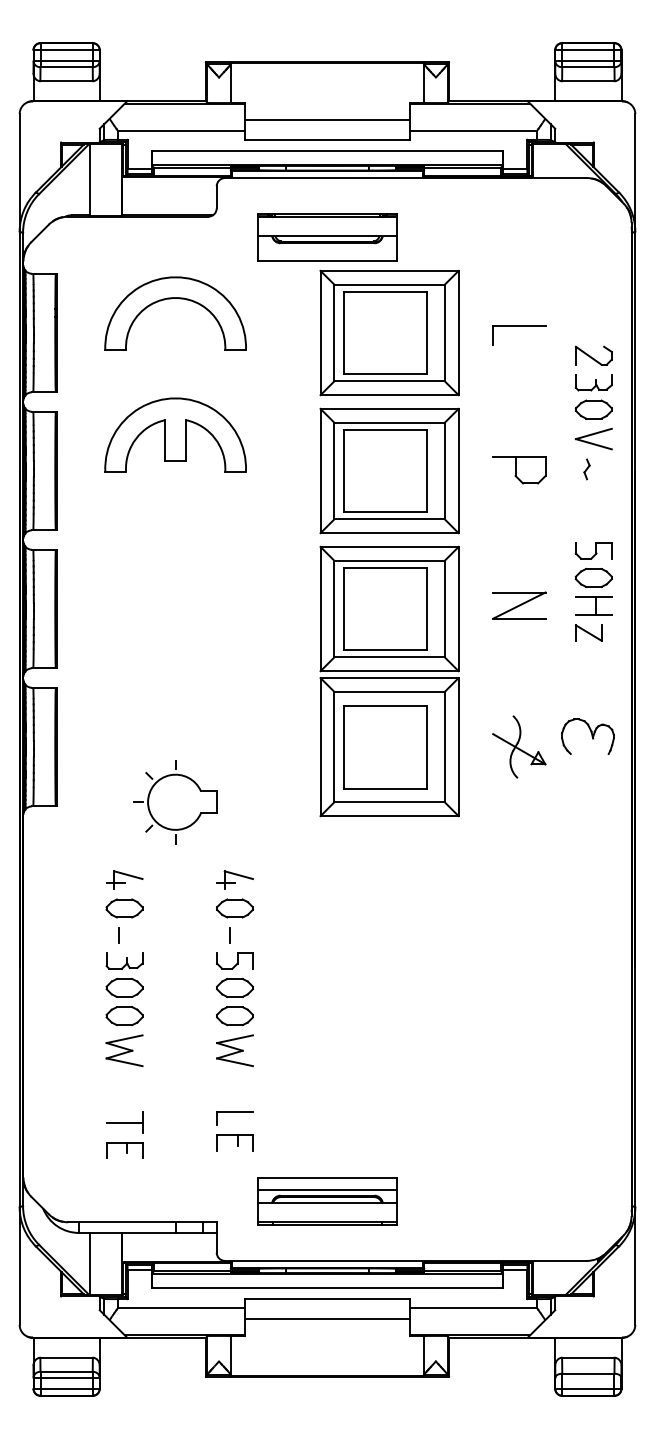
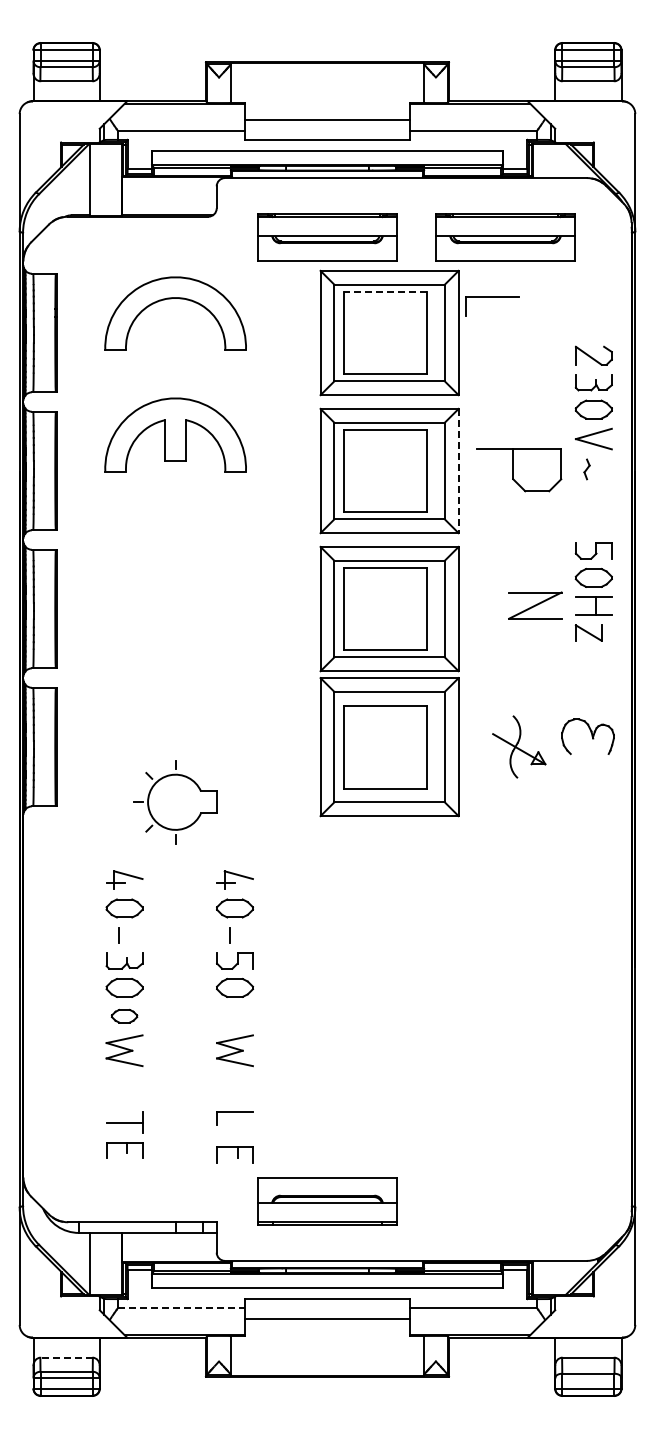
part: none -> present (505, 237)
line: solid -> dashed (384, 291)
part position: (519, 326) -> (492, 297) (492, 297)
part size: 55x29 px -> 87x45 px (519, 470)
line: solid -> dashed (458, 471)
part position: (519, 605) -> (535, 605) (535, 605)
part size: 39x21 px -> 29x16 px (124, 1015)
part: present -> none (234, 1016)
part position: (234, 1142) -> (234, 1154) (234, 1154)
line: present -> none (327, 1190)
line: solid -> dashed (181, 1307)
line: solid -> dashed (66, 1357)
